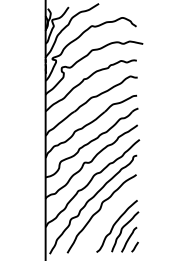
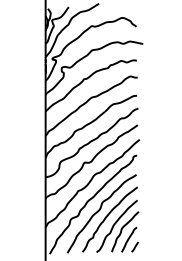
curve: none -> present (107, 217)
